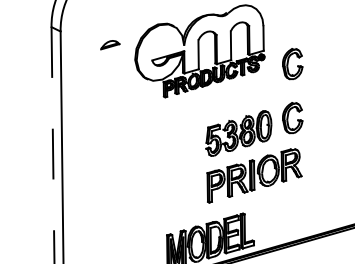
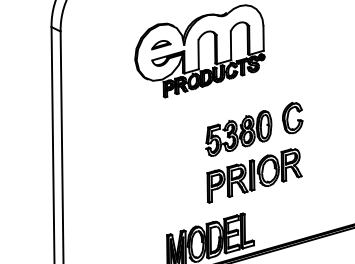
part position: (110, 45) -> (161, 45) (161, 45)
part: present -> none (292, 64)
line: dashed -> solid (53, 145)
